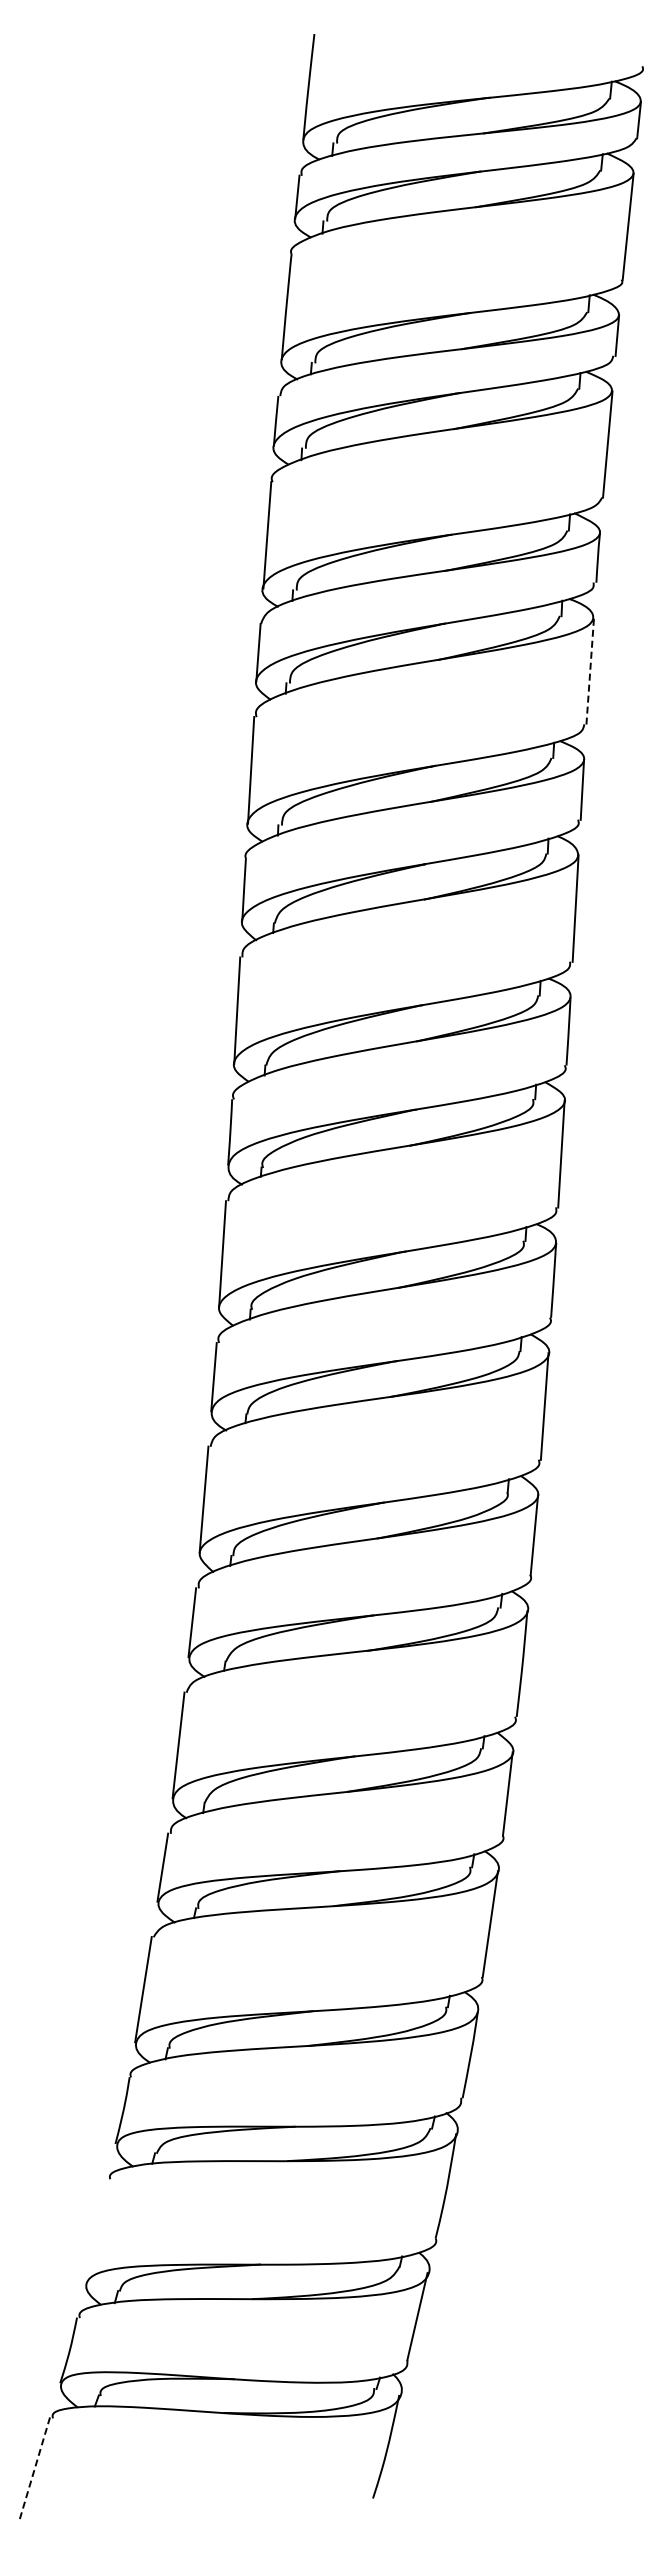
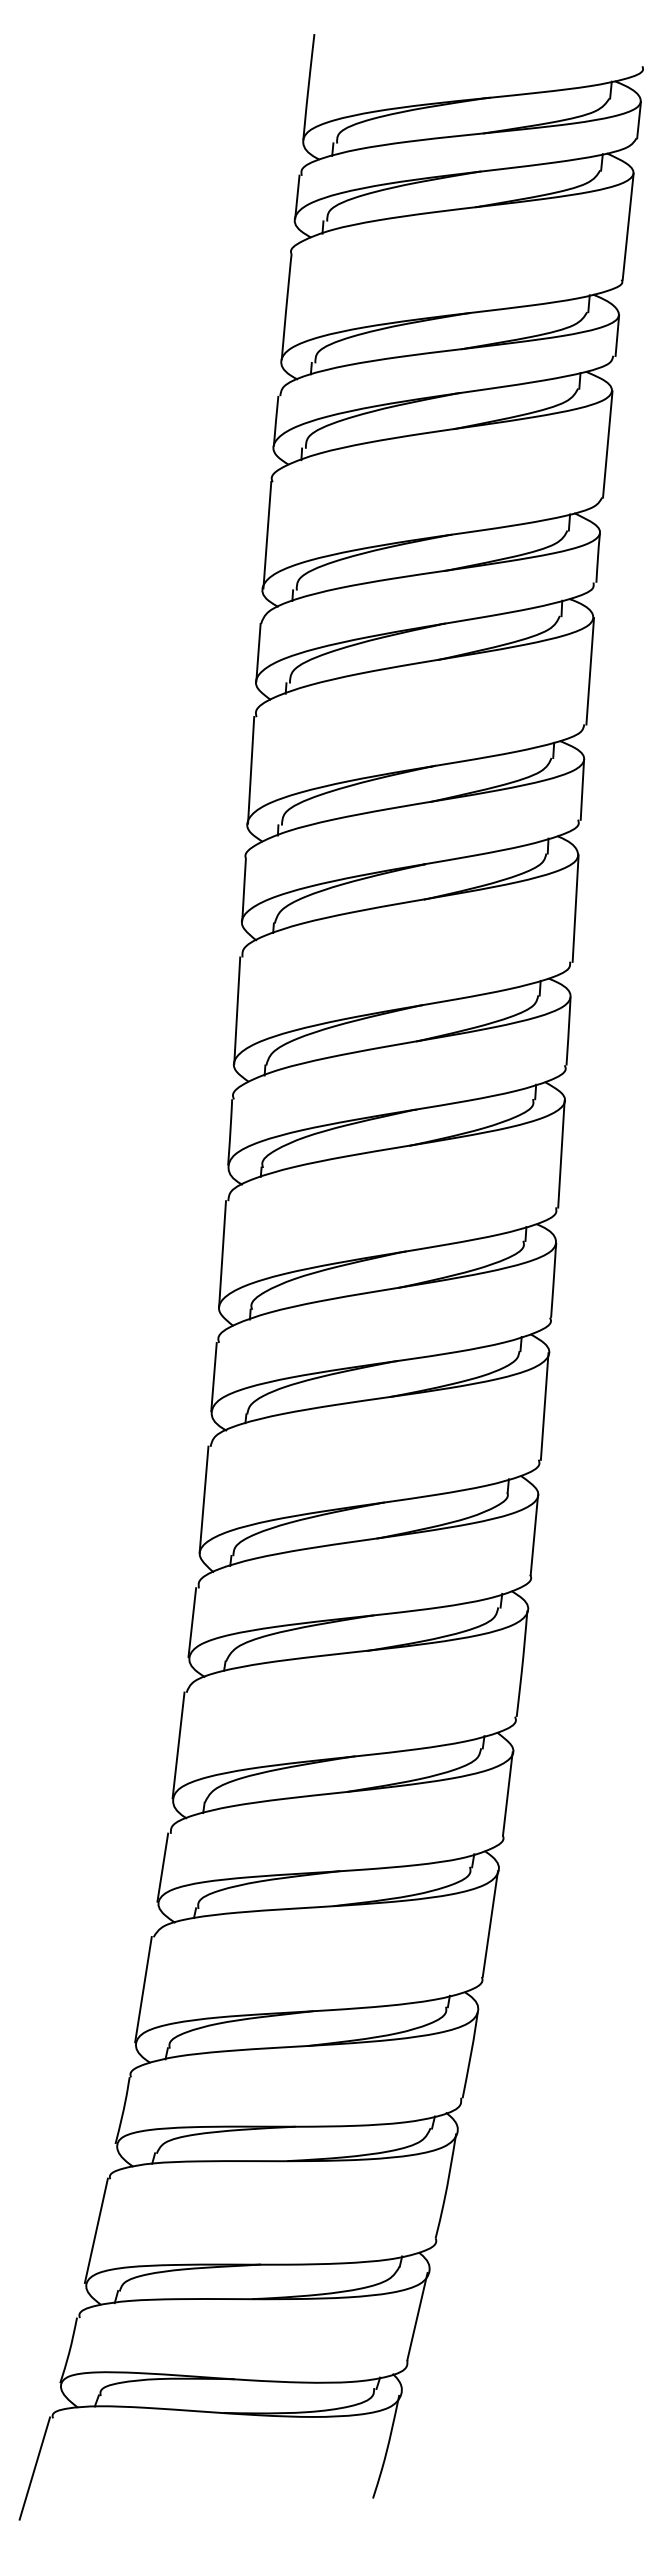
line: dashed -> solid (590, 670)
line: none -> present (95, 2230)
line: dashed -> solid (34, 2469)
